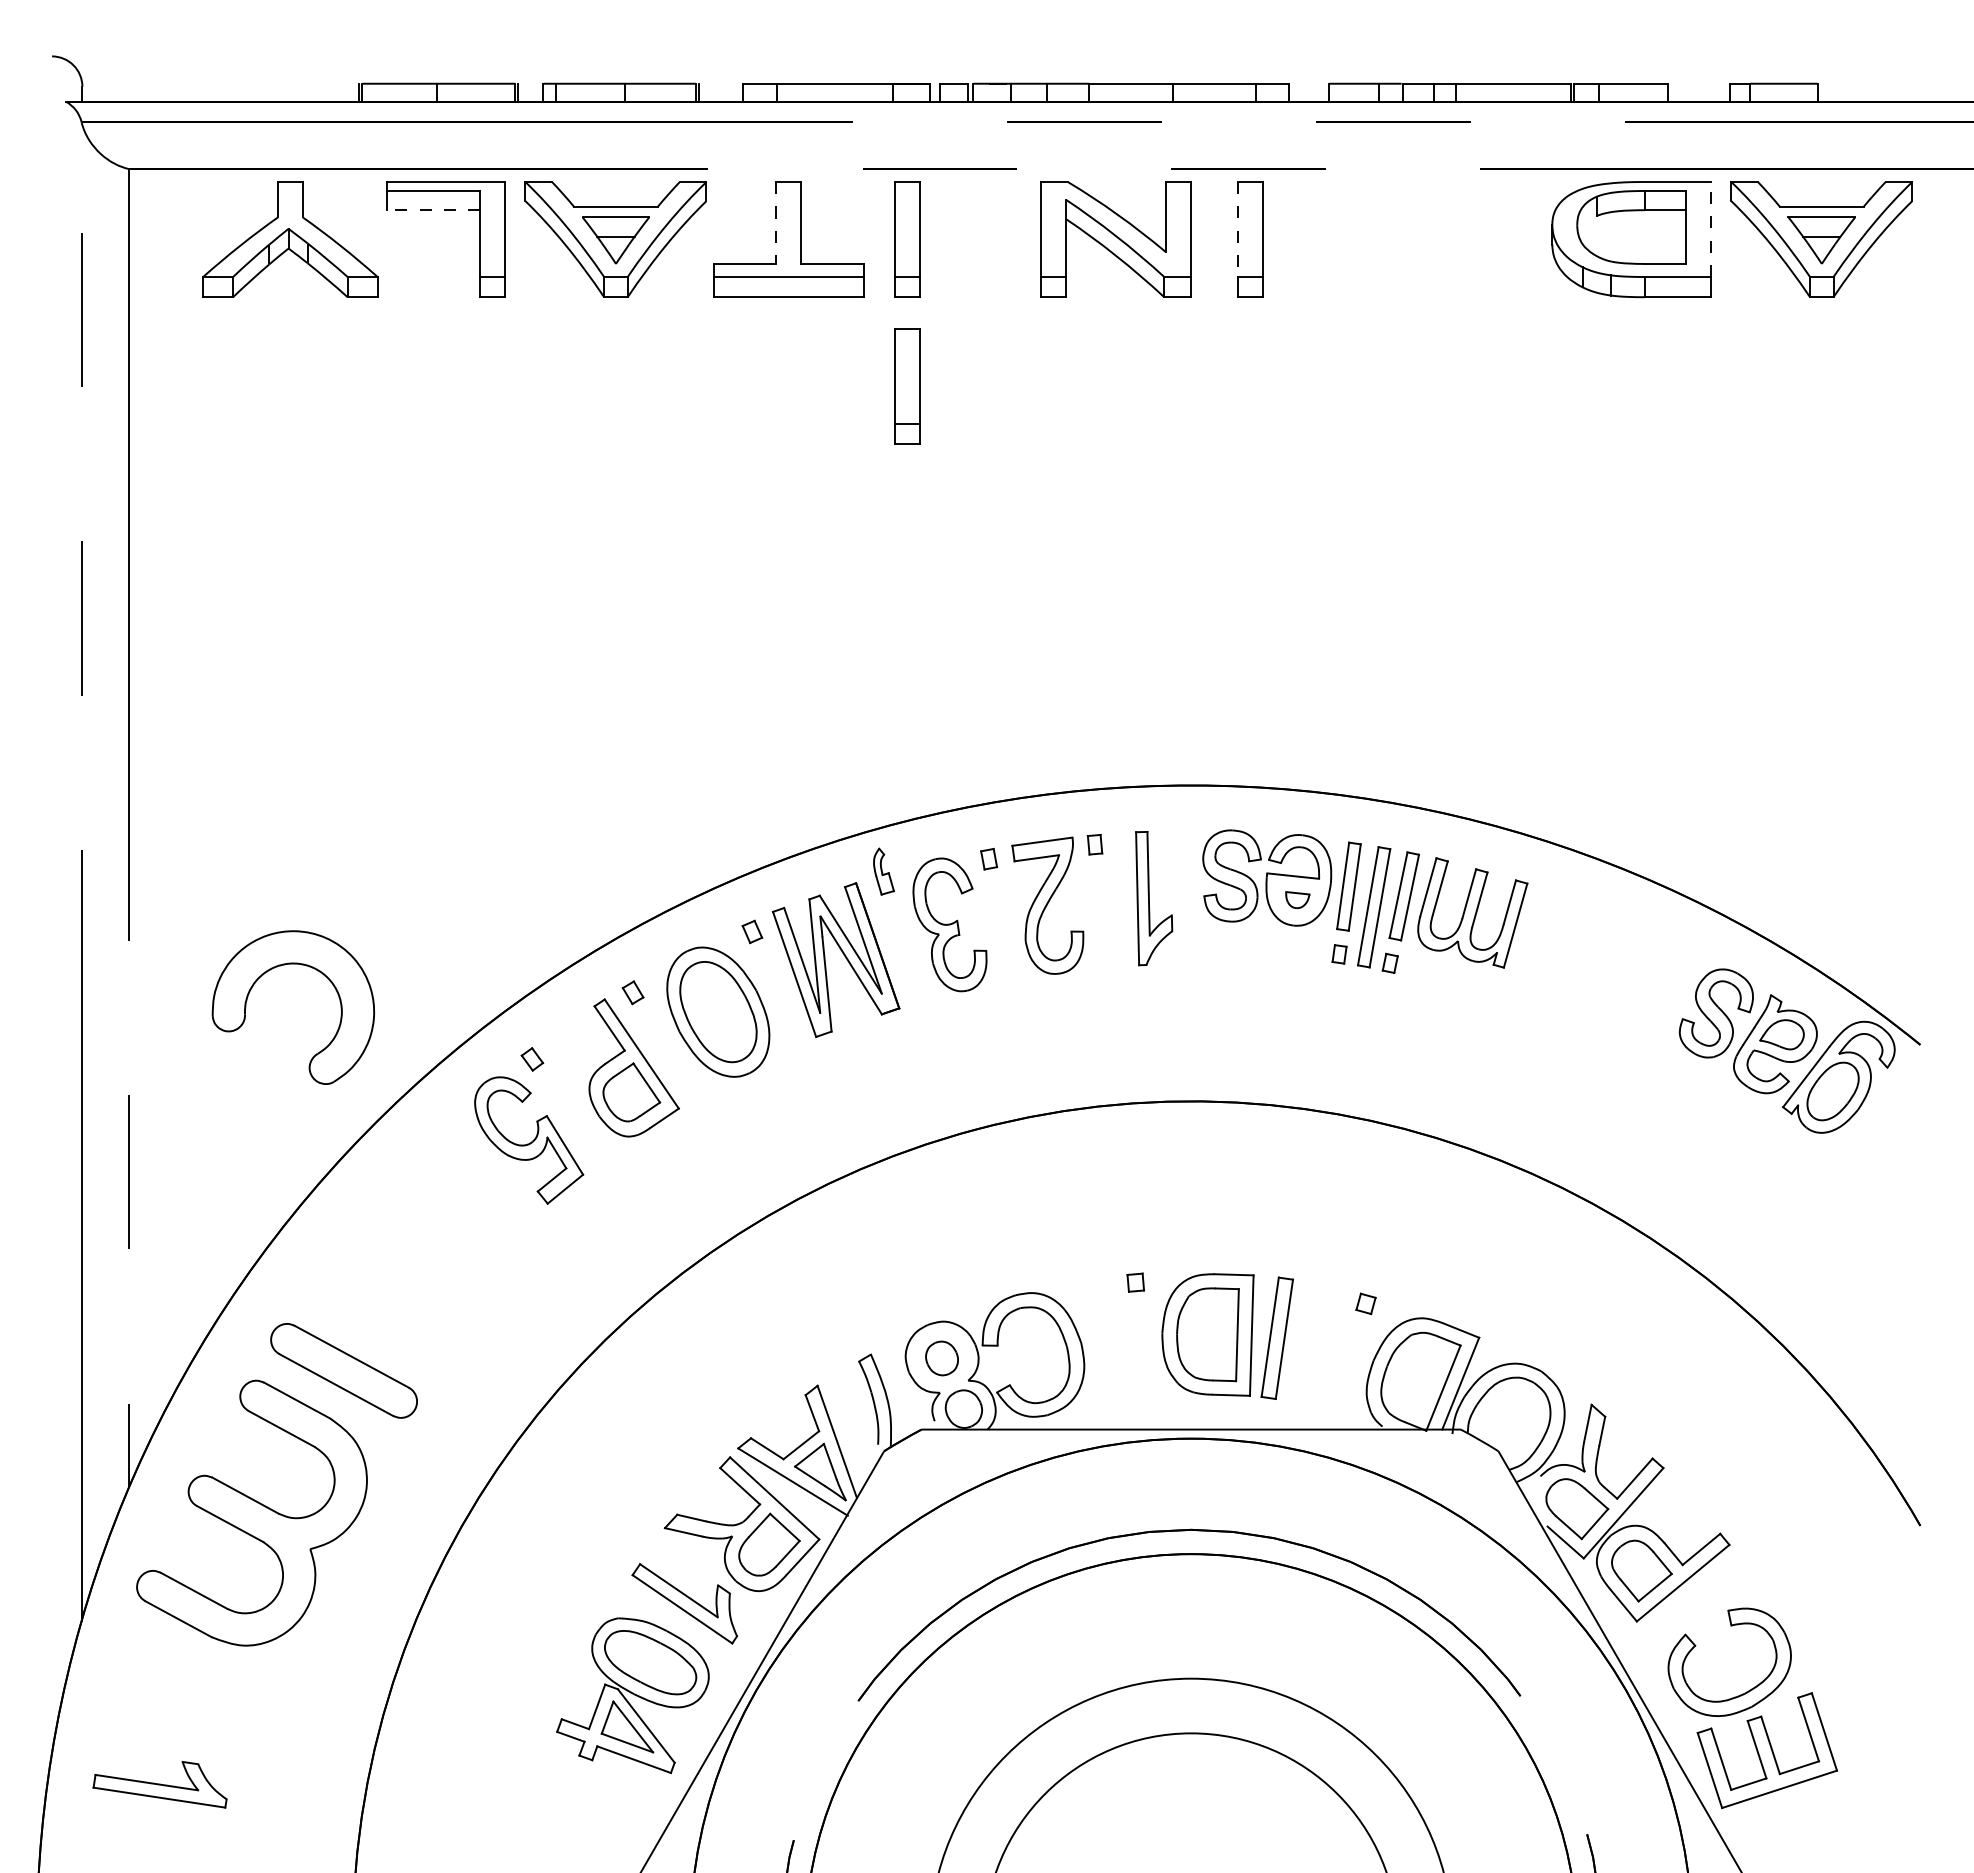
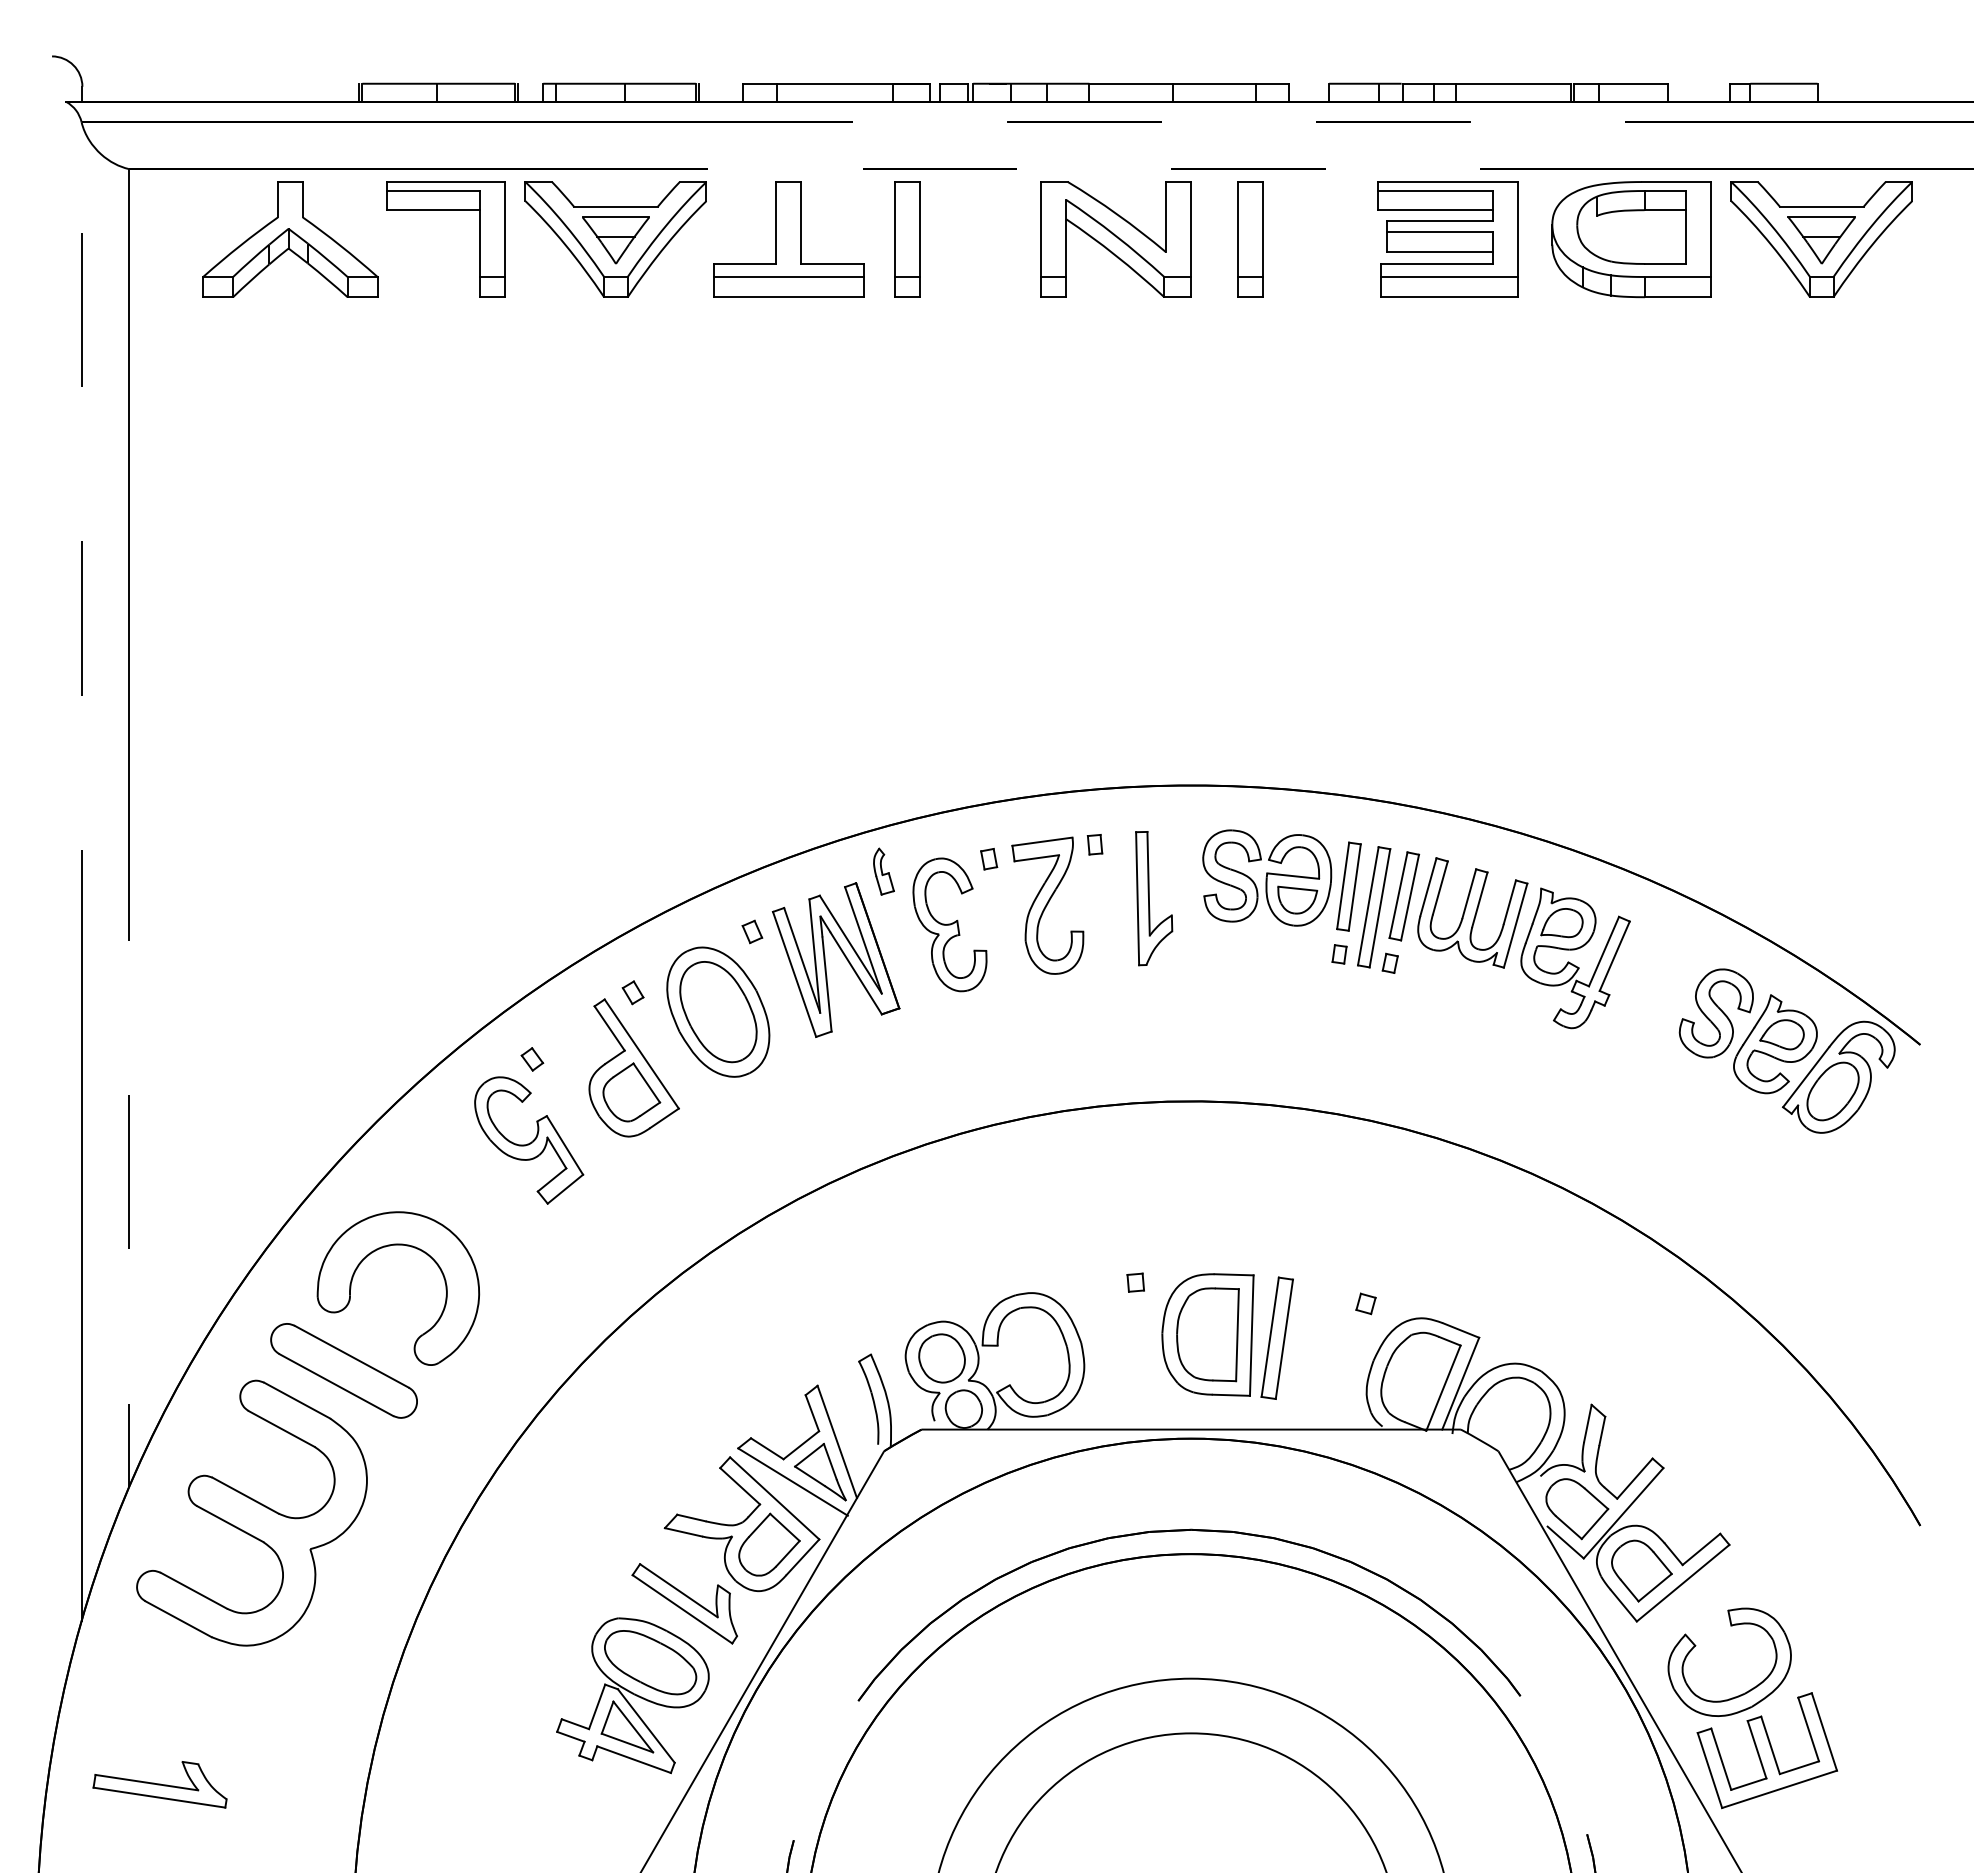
line: dashed -> solid (433, 210)
line: dashed -> solid (776, 223)
line: dashed -> solid (1711, 229)
line: dashed -> solid (1237, 230)
part: none -> present (1447, 239)
part: present -> none (907, 386)
part size: 26x18 px -> 42x30 px (1297, 899)
part: none -> present (1575, 958)
part position: (285, 965) -> (390, 1246) (390, 1246)
part size: 34x37 px -> 48x51 px (941, 1358)
